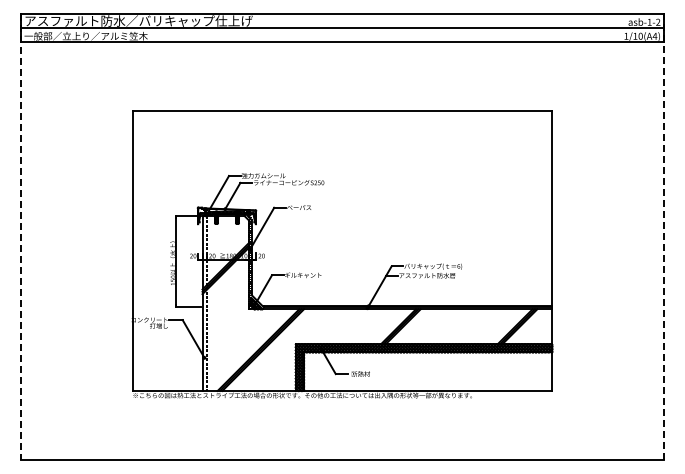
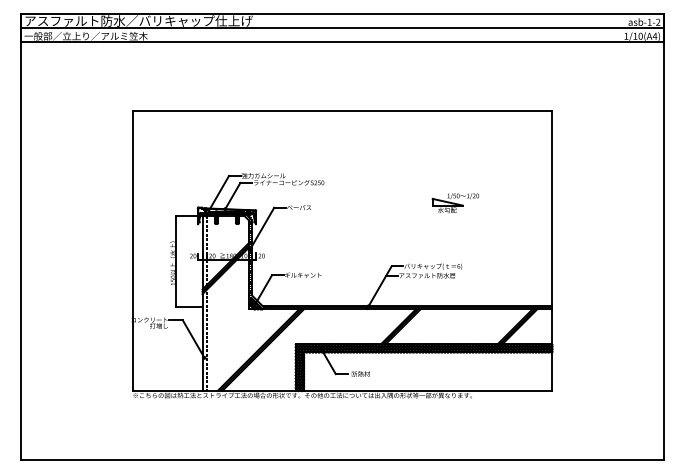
part: none -> present (455, 203)
line: dashed -> solid (20, 237)
line: dashed -> solid (664, 237)
